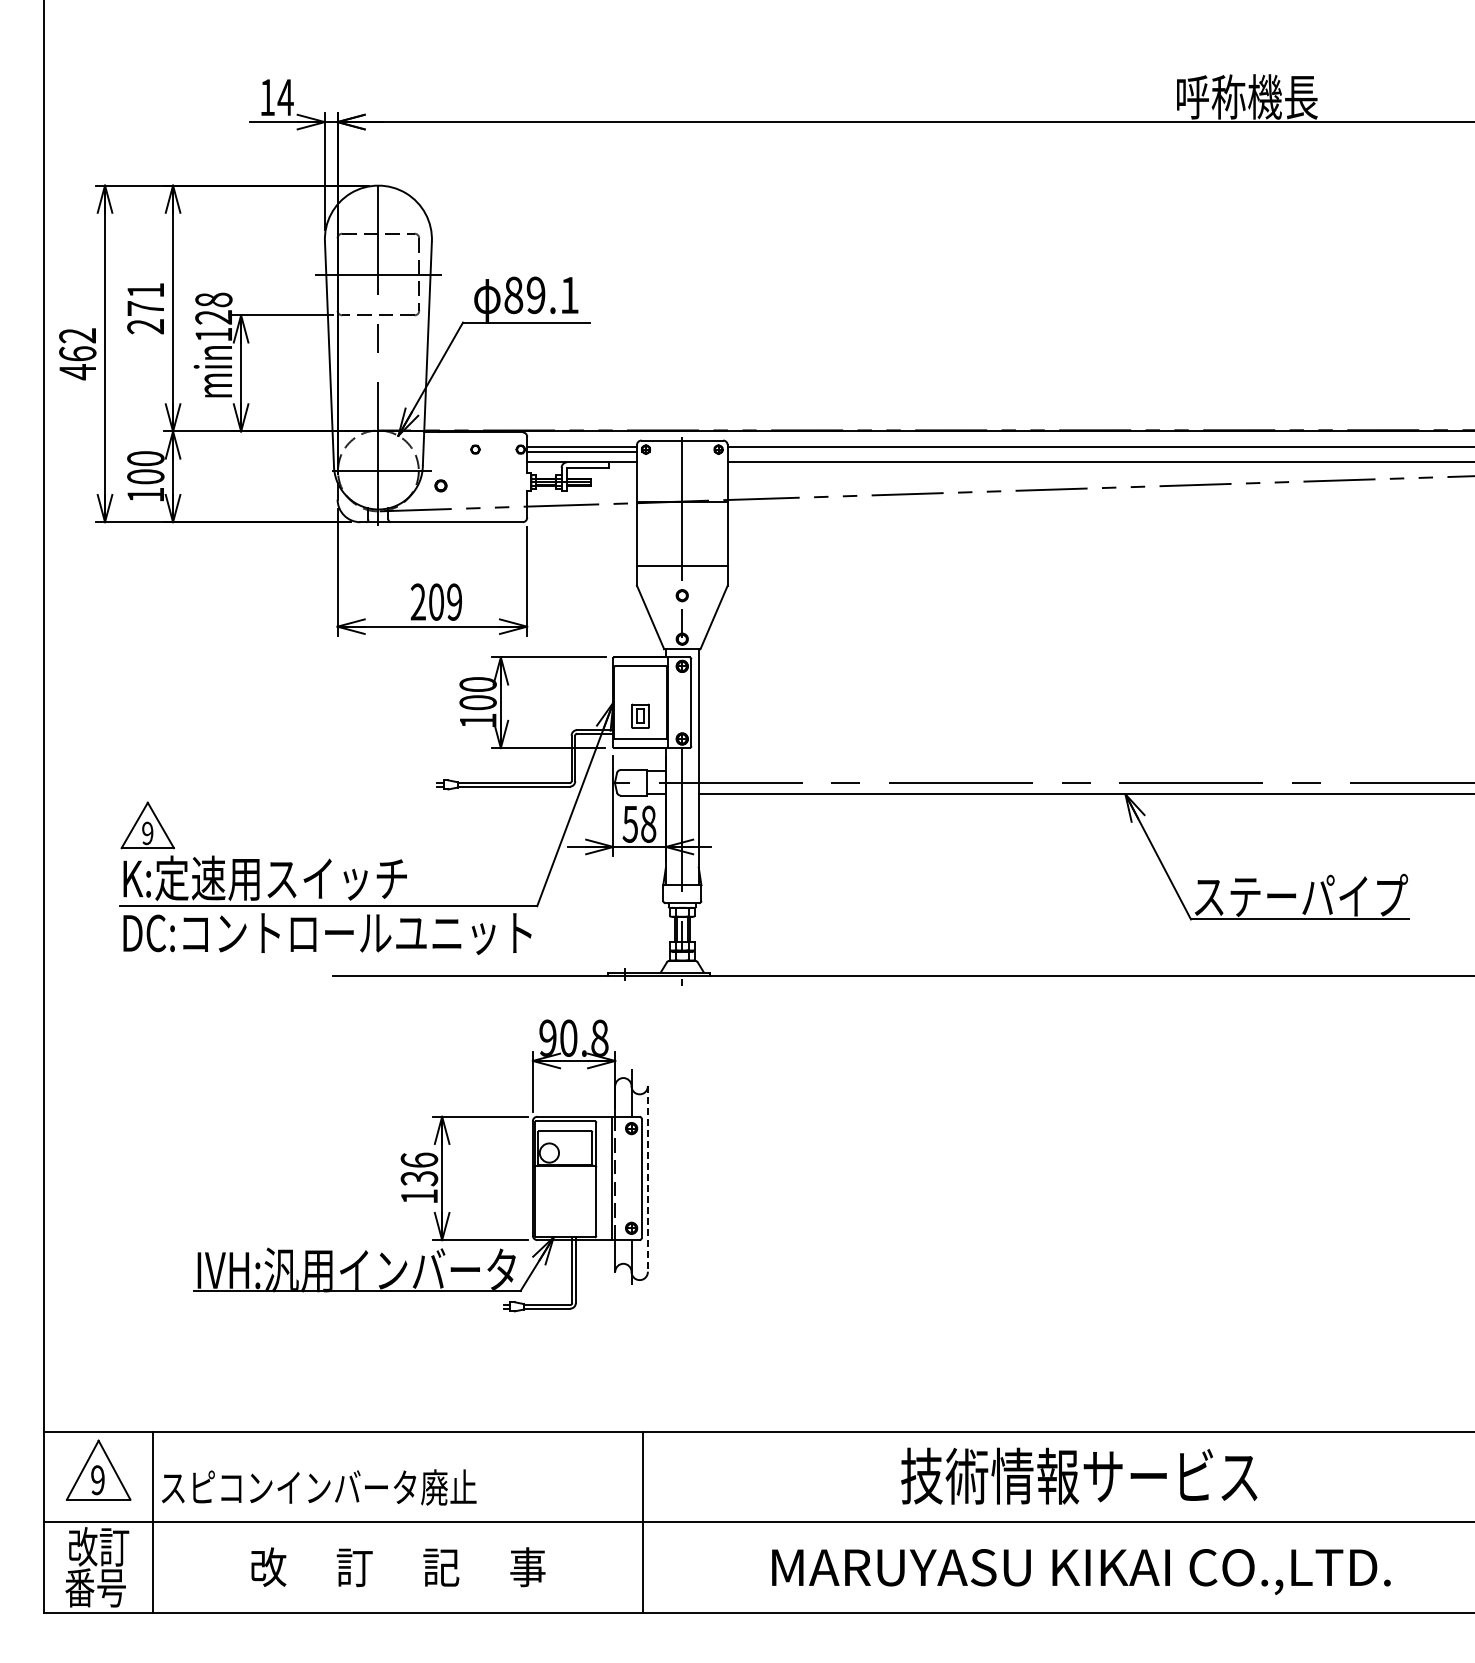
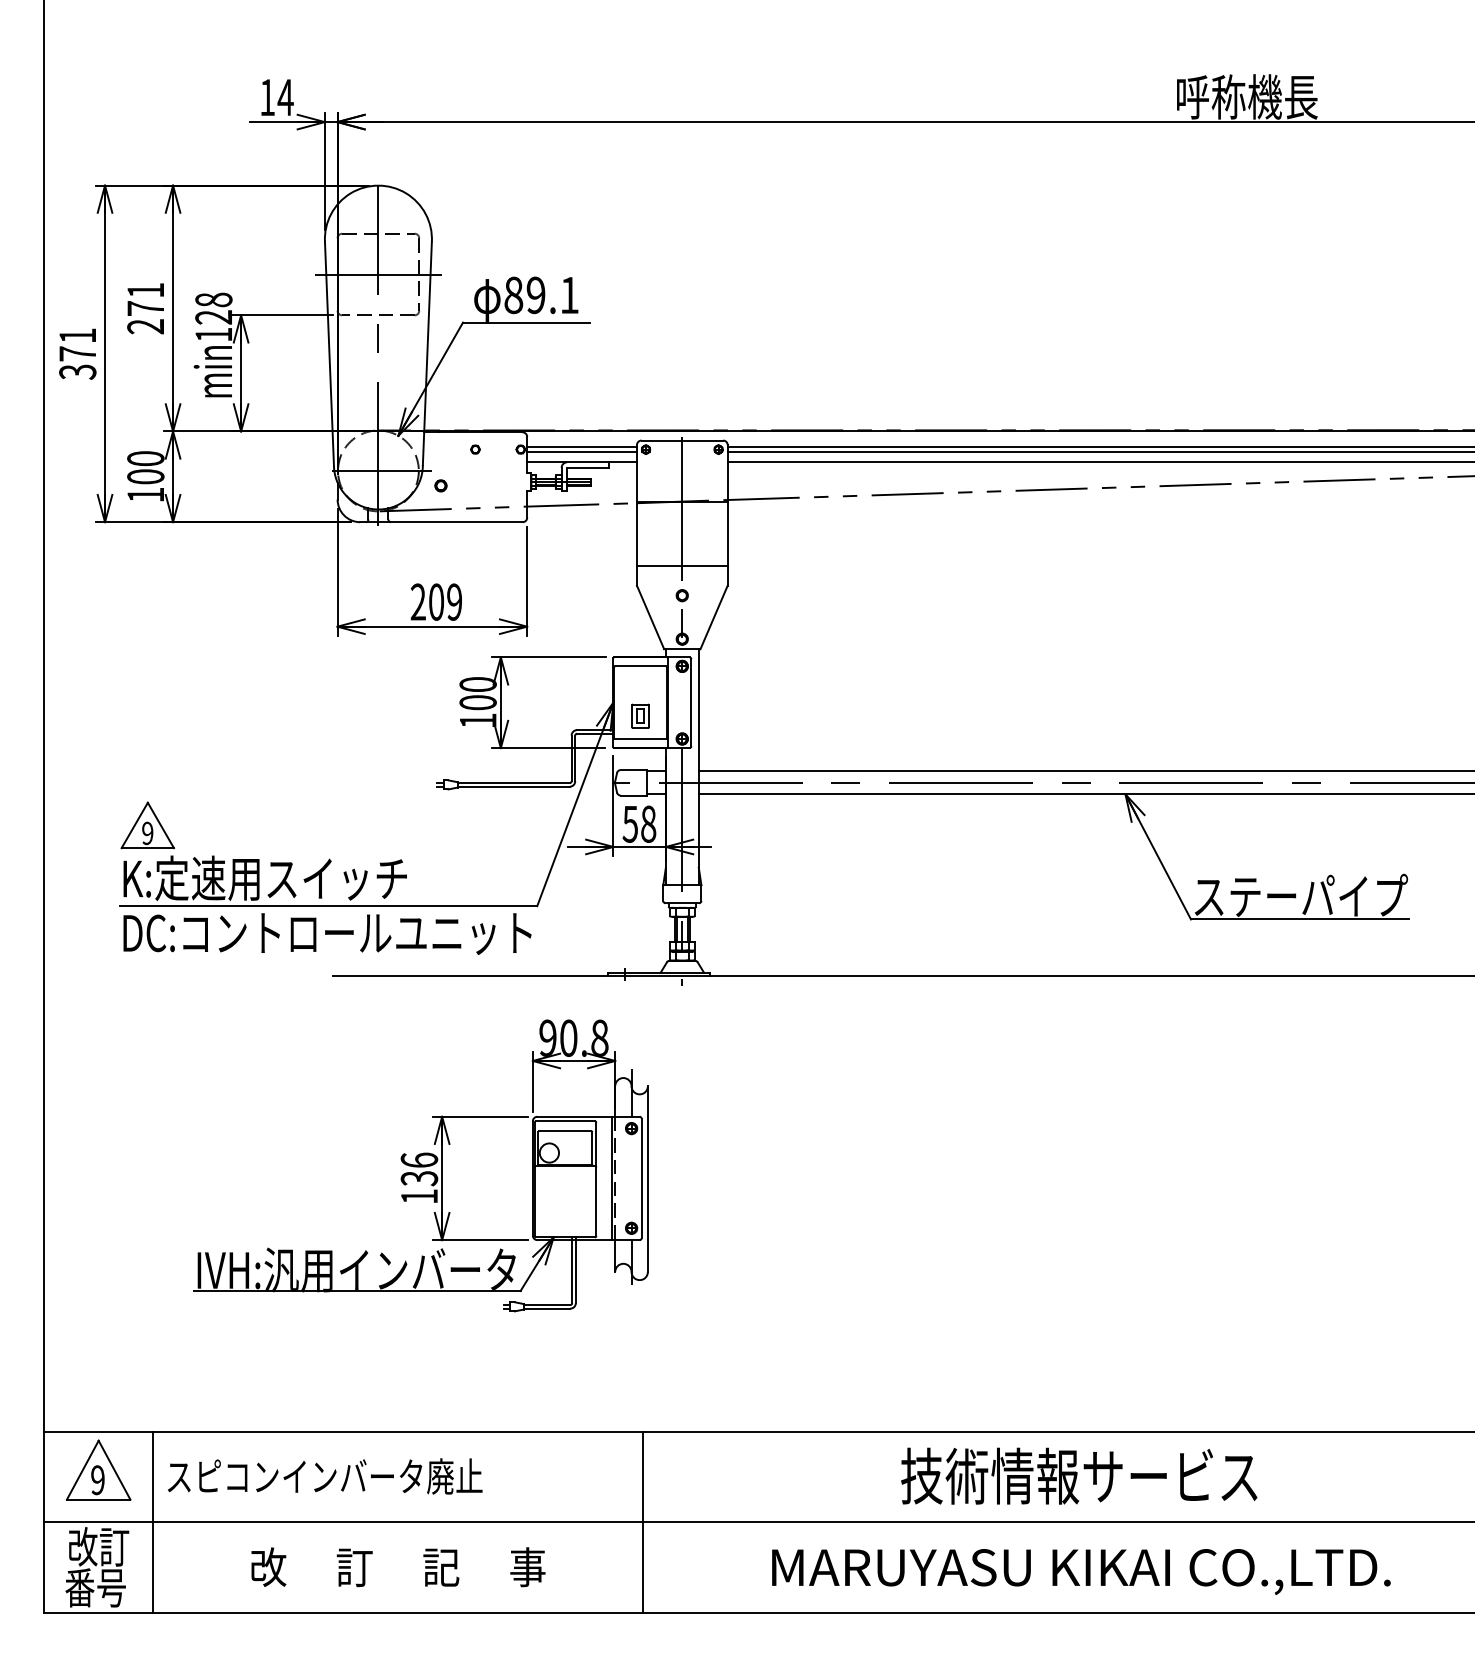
text: 462 -> 371 (77, 354)
line: none -> present (1099, 452)
line: none -> present (1084, 771)
line: dashed -> solid (647, 1179)
text position: (319, 1487) -> (325, 1476) (325, 1476)
